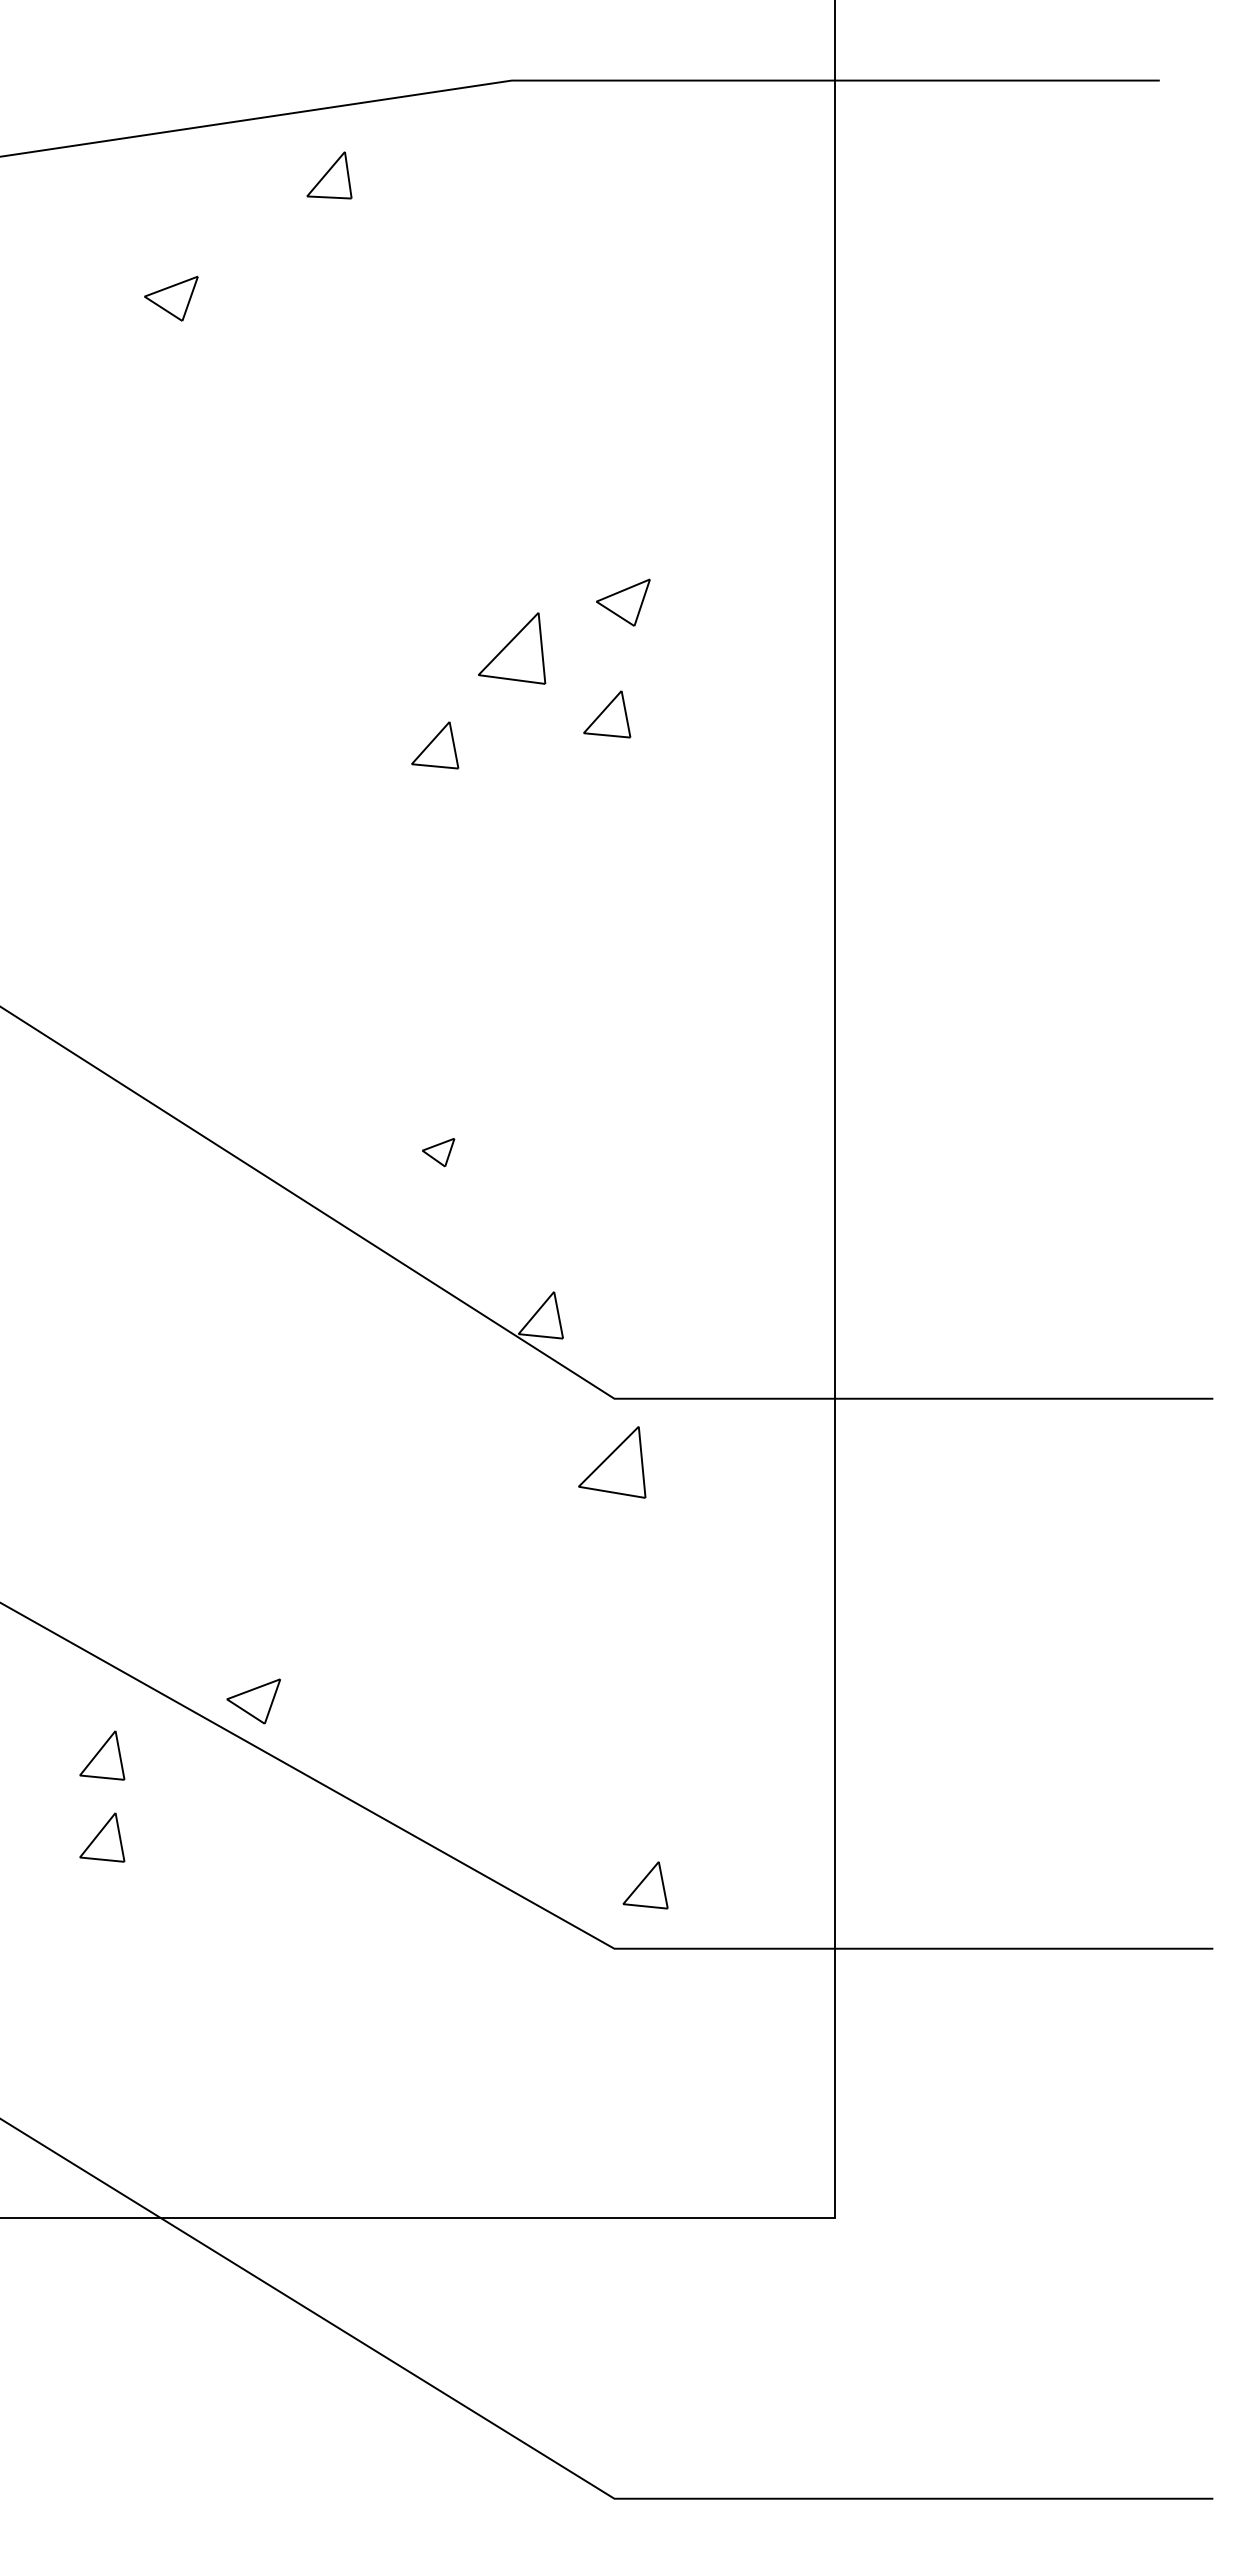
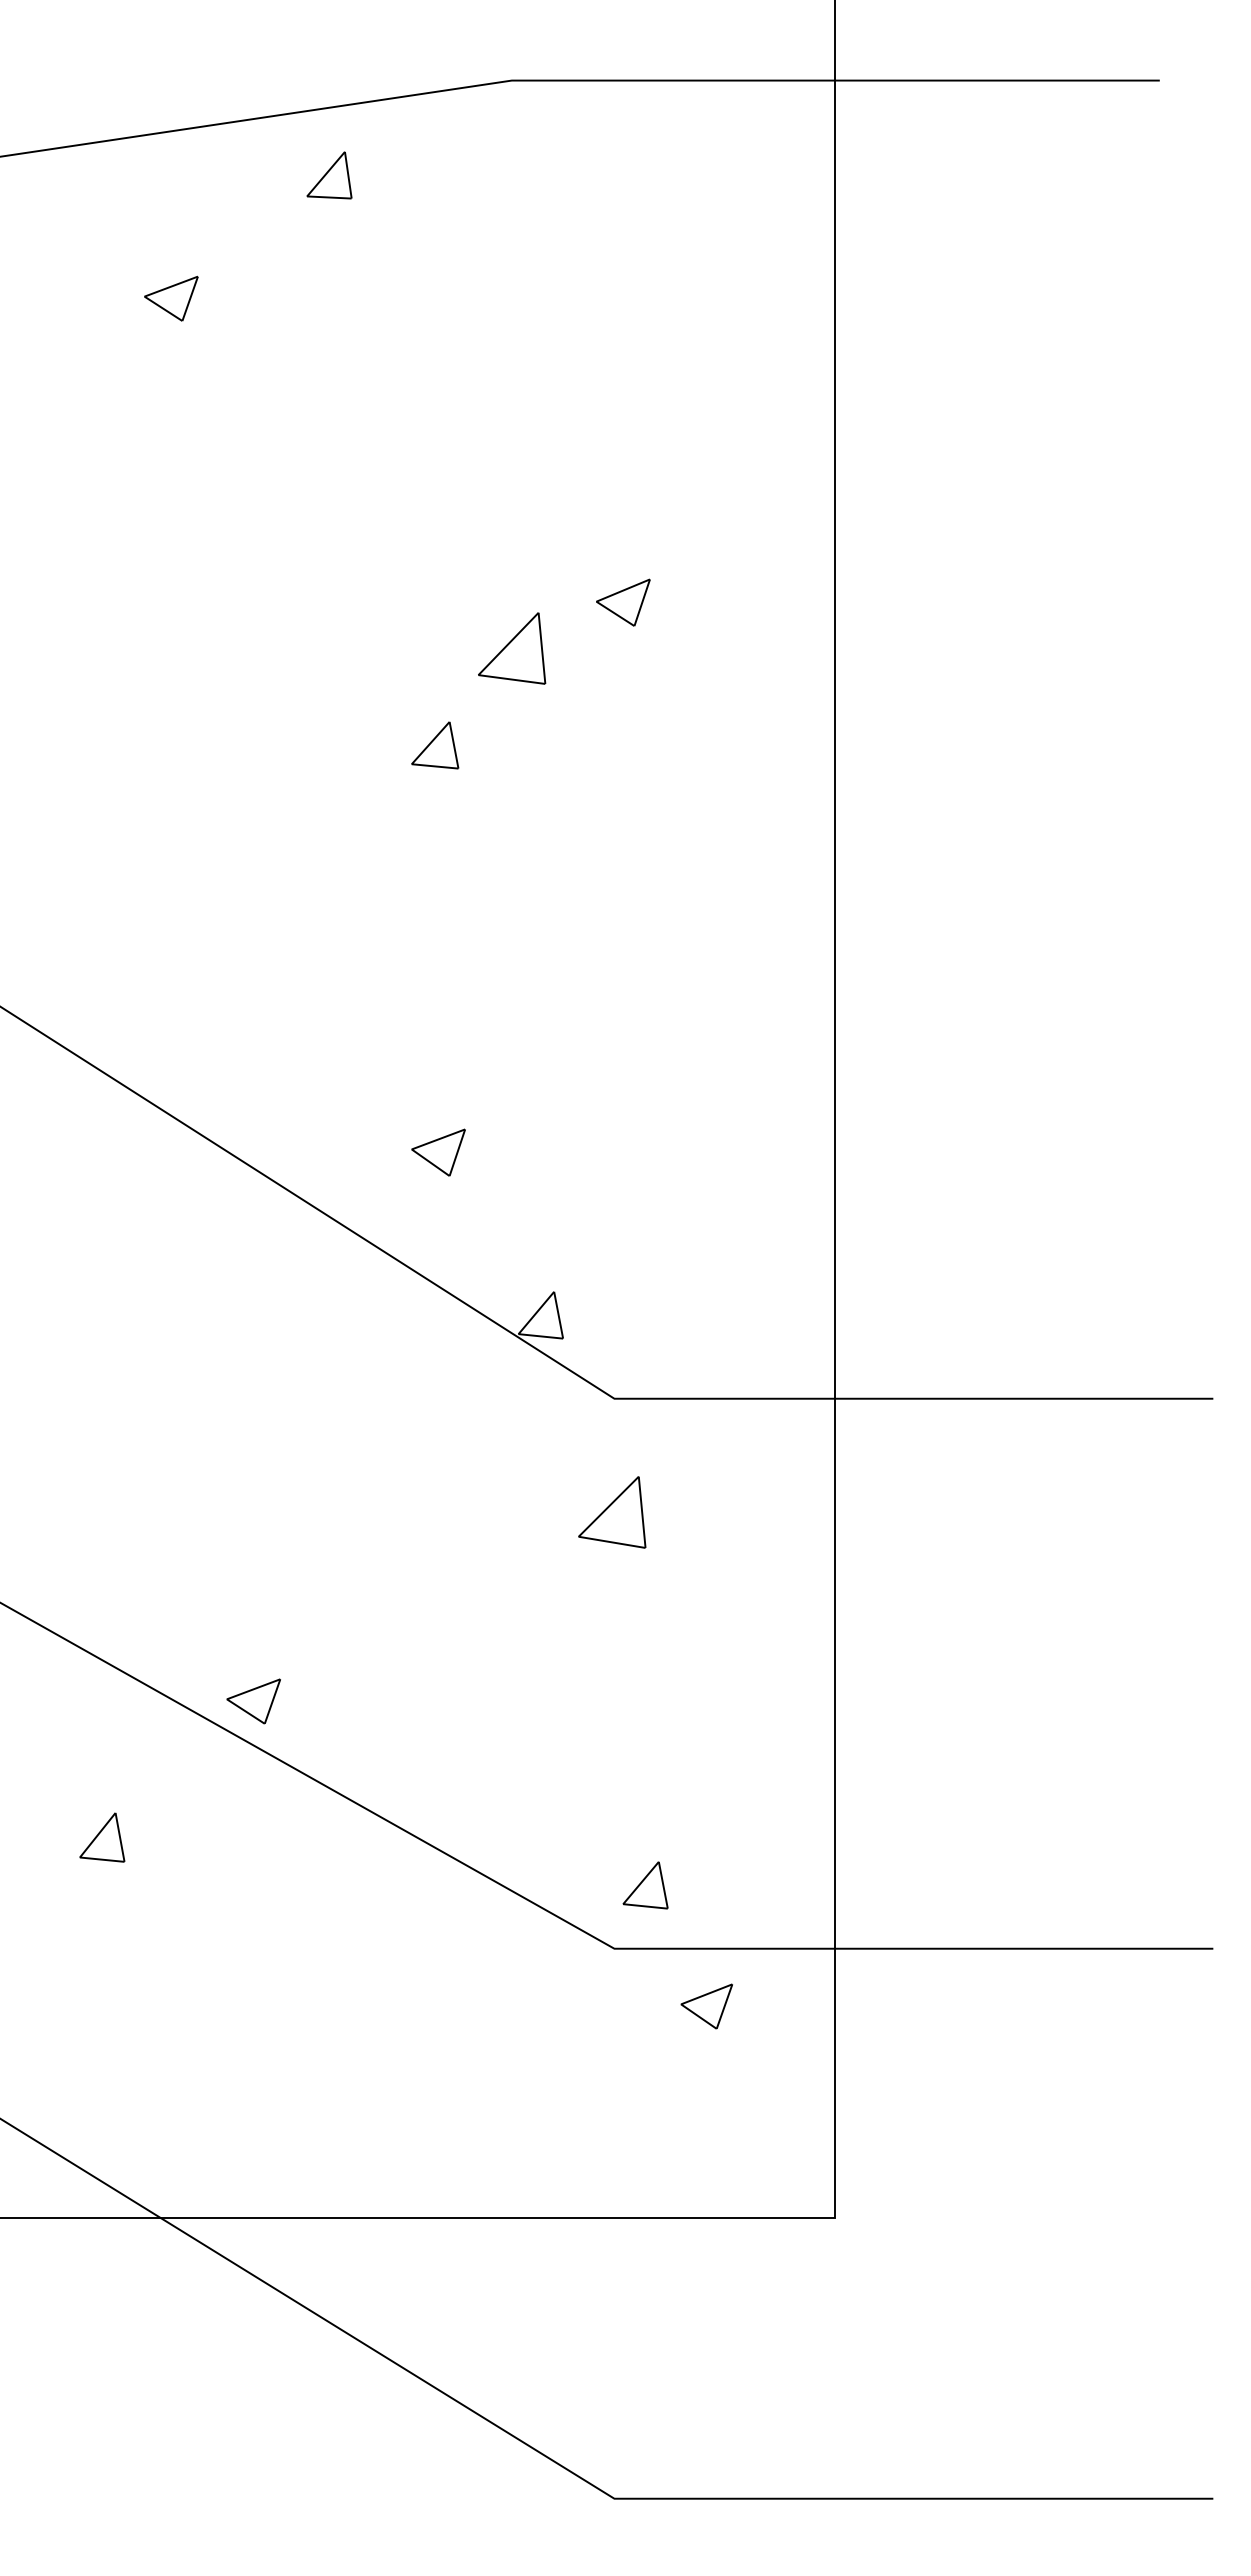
part: present -> none (607, 714)
part size: 34x30 px -> 55x49 px (438, 1152)
part position: (612, 1462) -> (612, 1512) (612, 1512)
part: present -> none (102, 1755)
part: none -> present (706, 2006)
